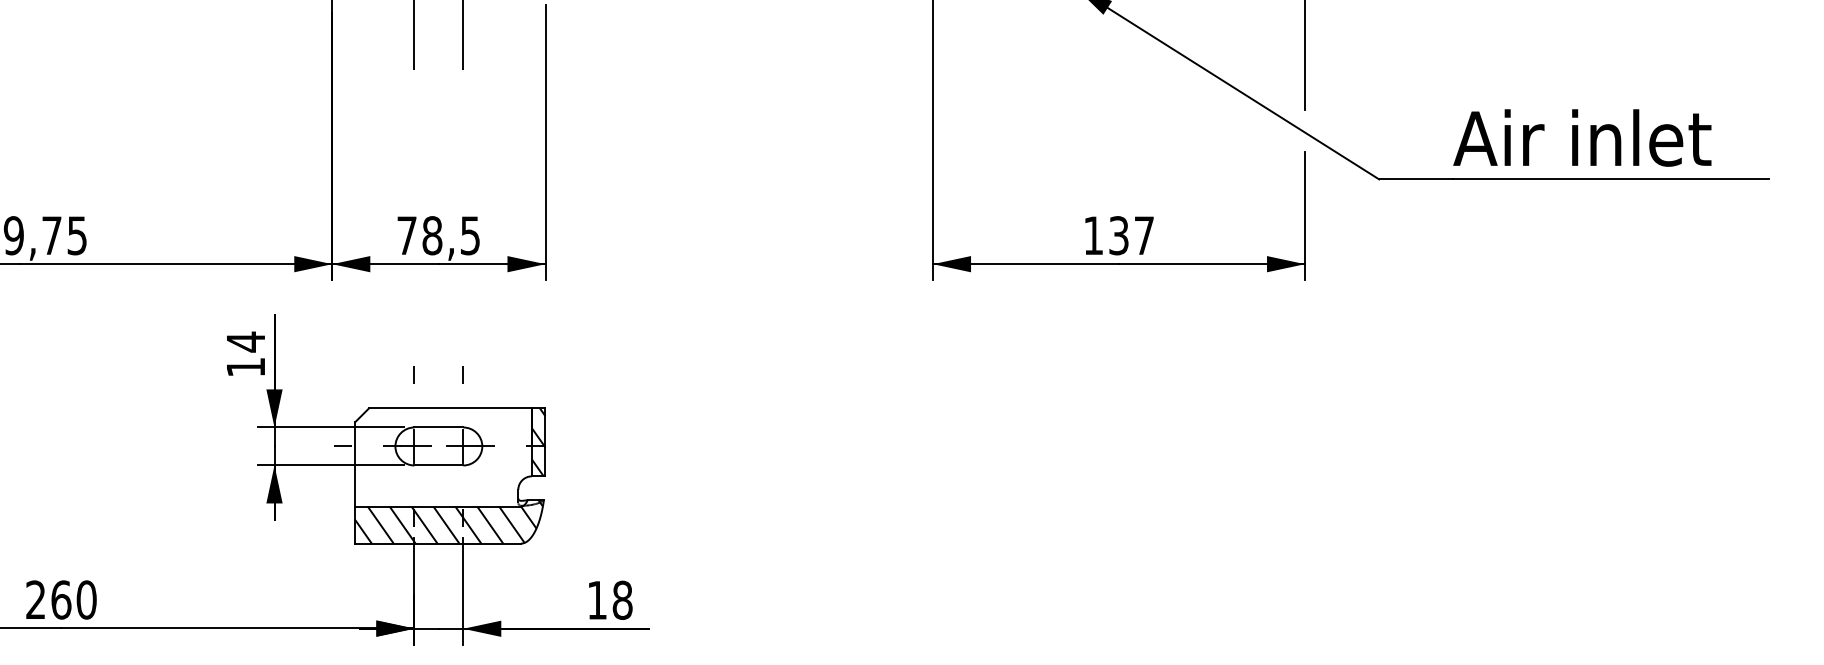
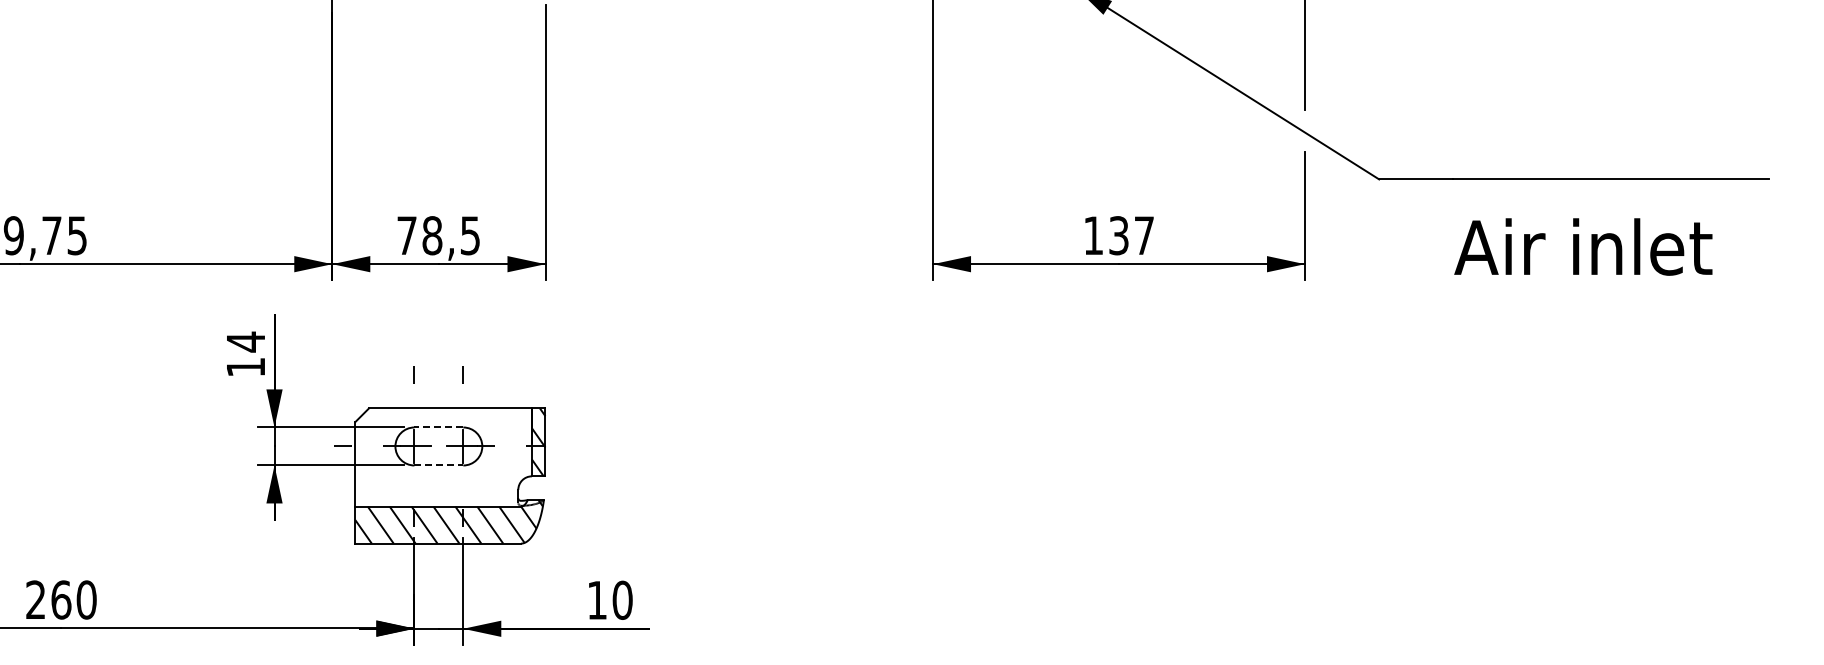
line: present -> none (414, 36)
line: present -> none (463, 36)
text position: (1582, 137) -> (1583, 246) (1583, 246)
line: solid -> dashed (438, 427)
line: solid -> dashed (439, 465)
text: 18 -> 10 (622, 600)
